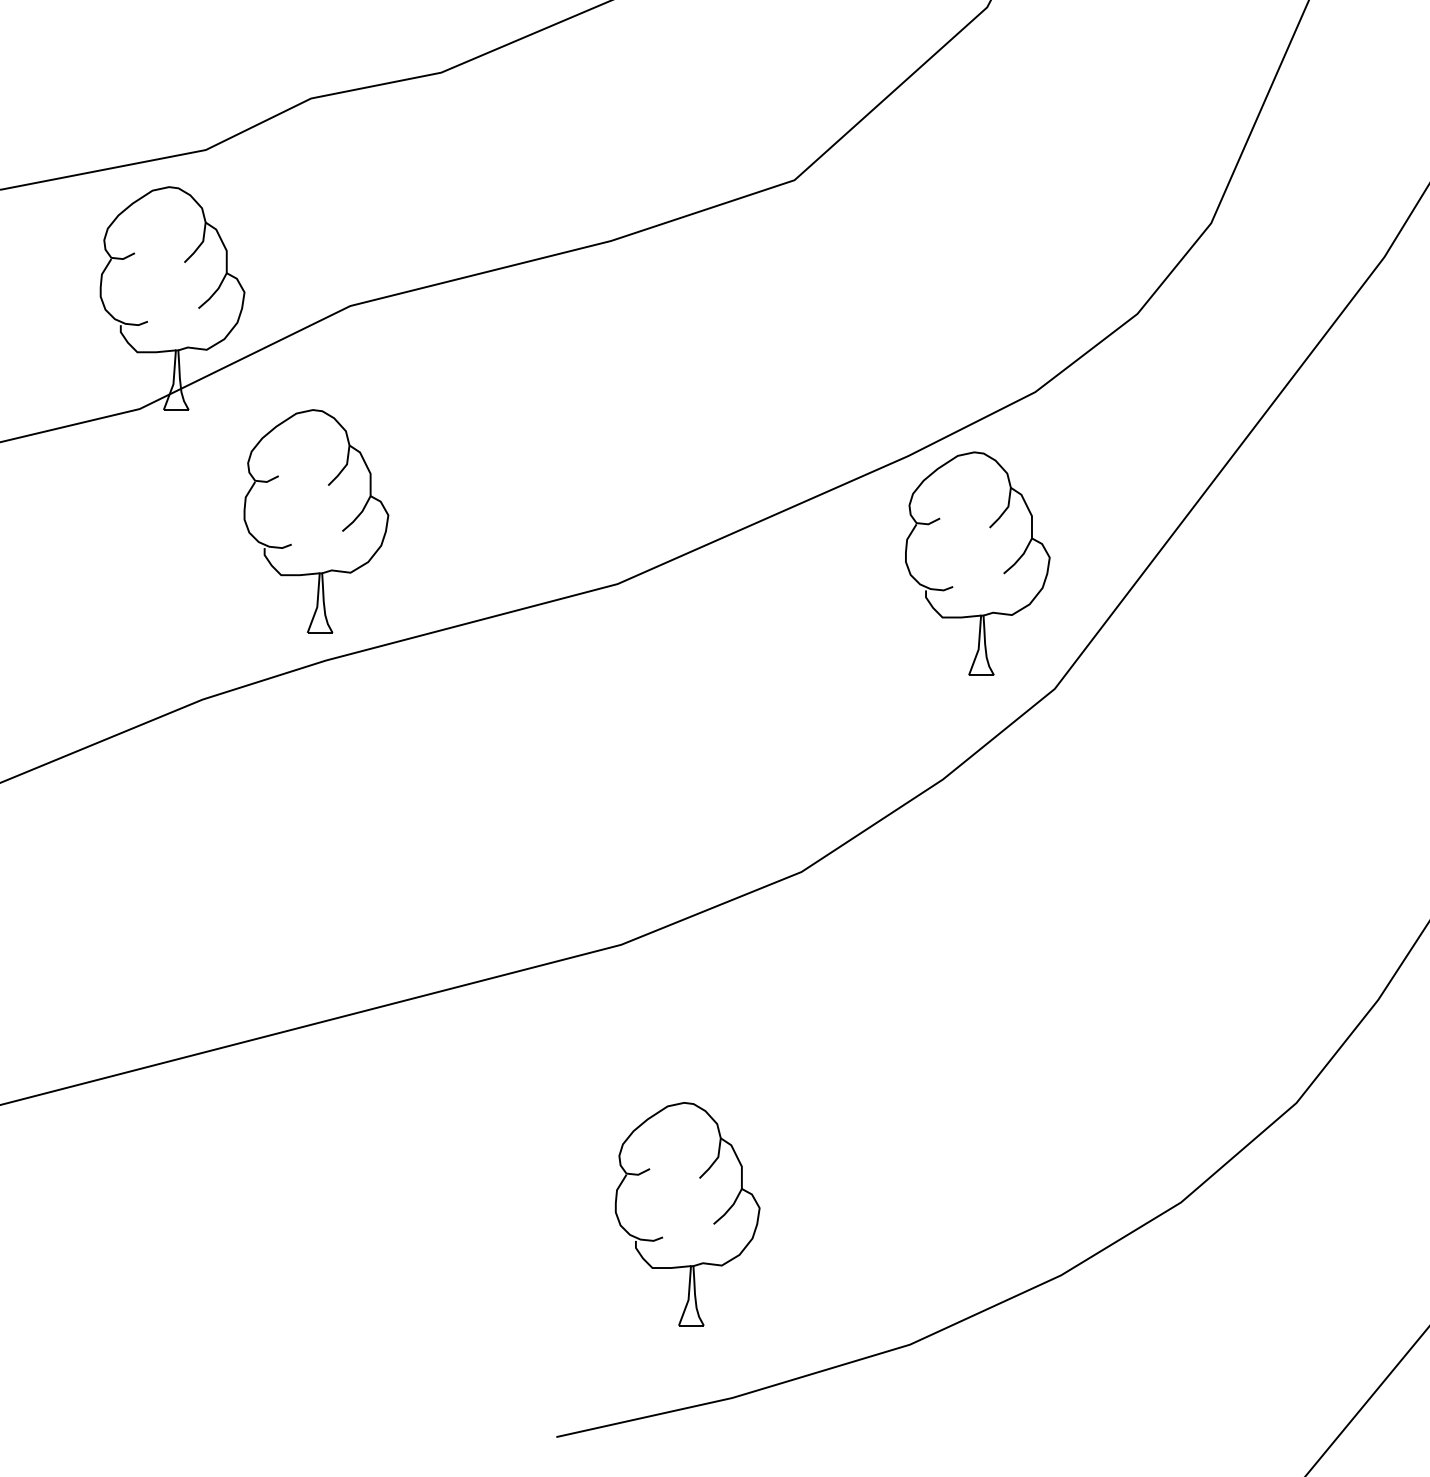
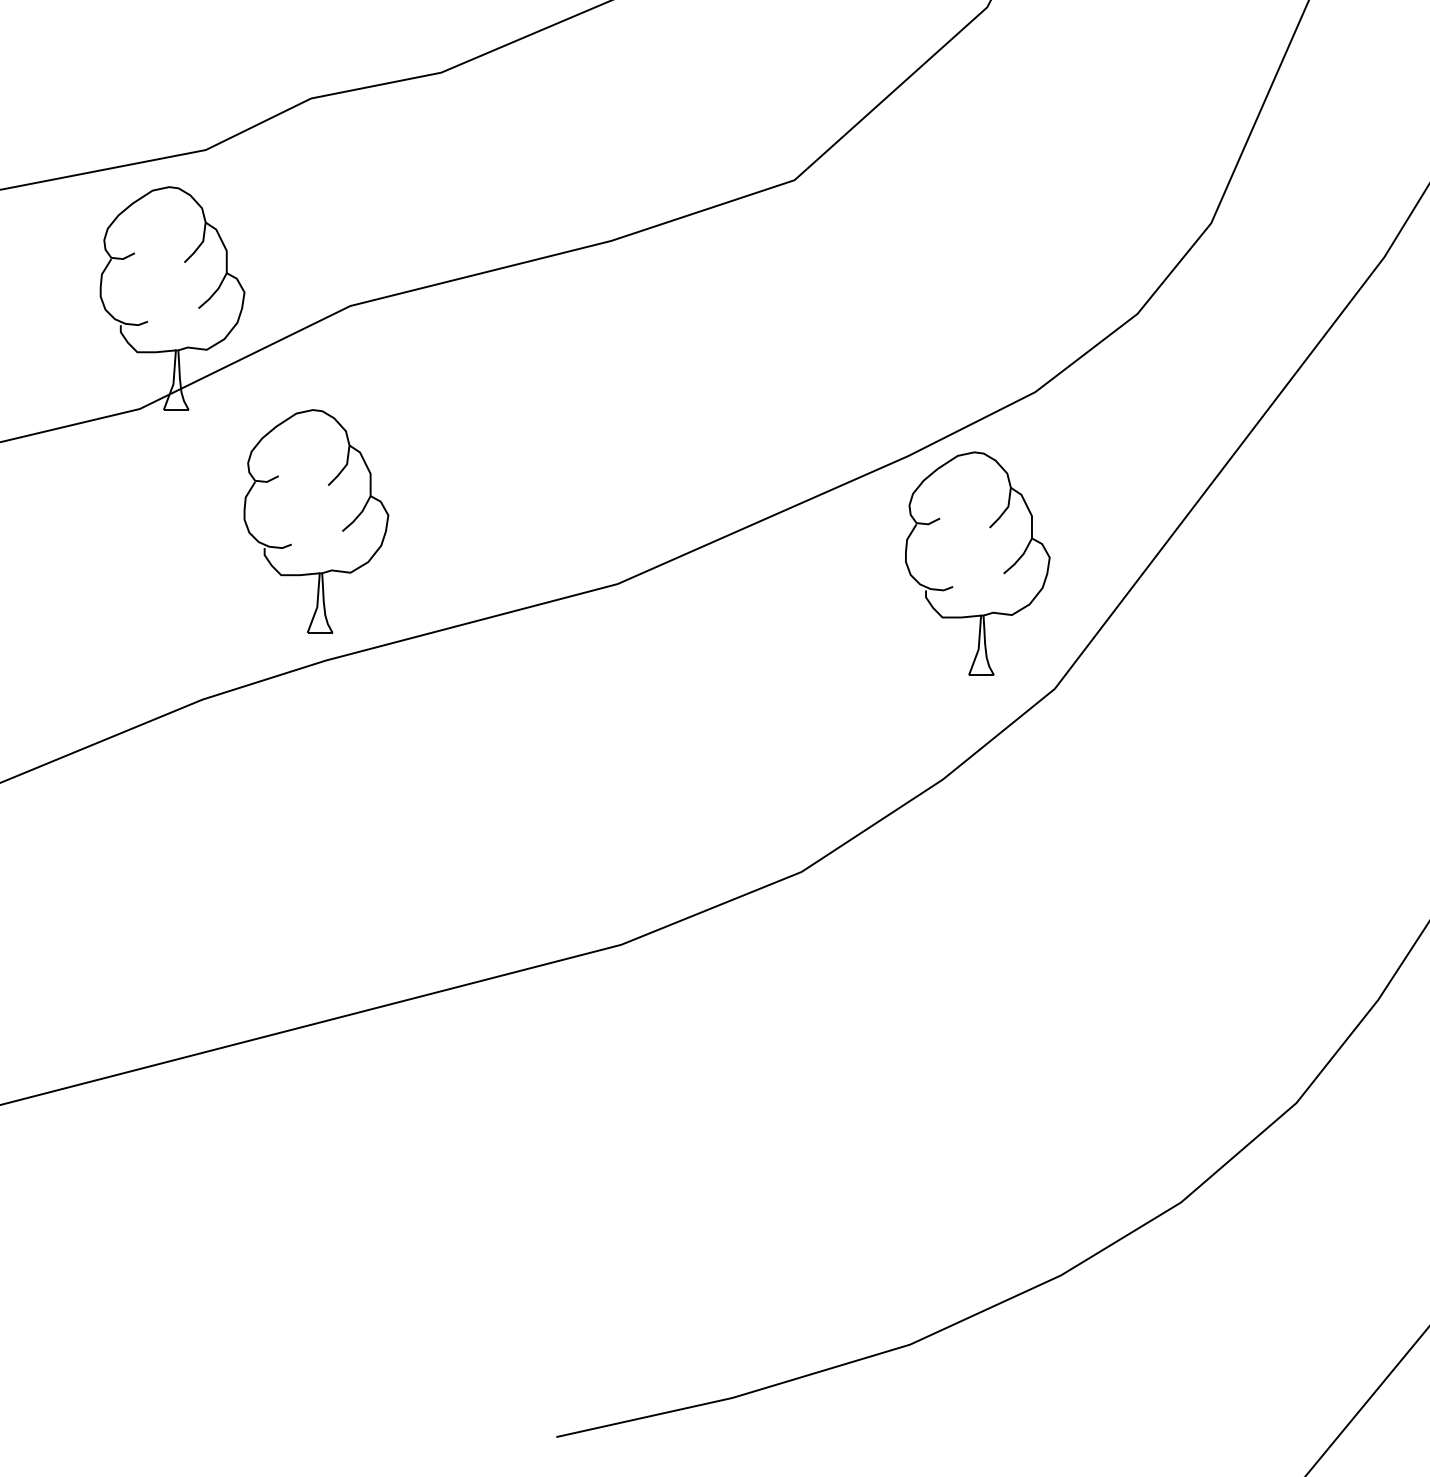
part: present -> none (713, 1223)
